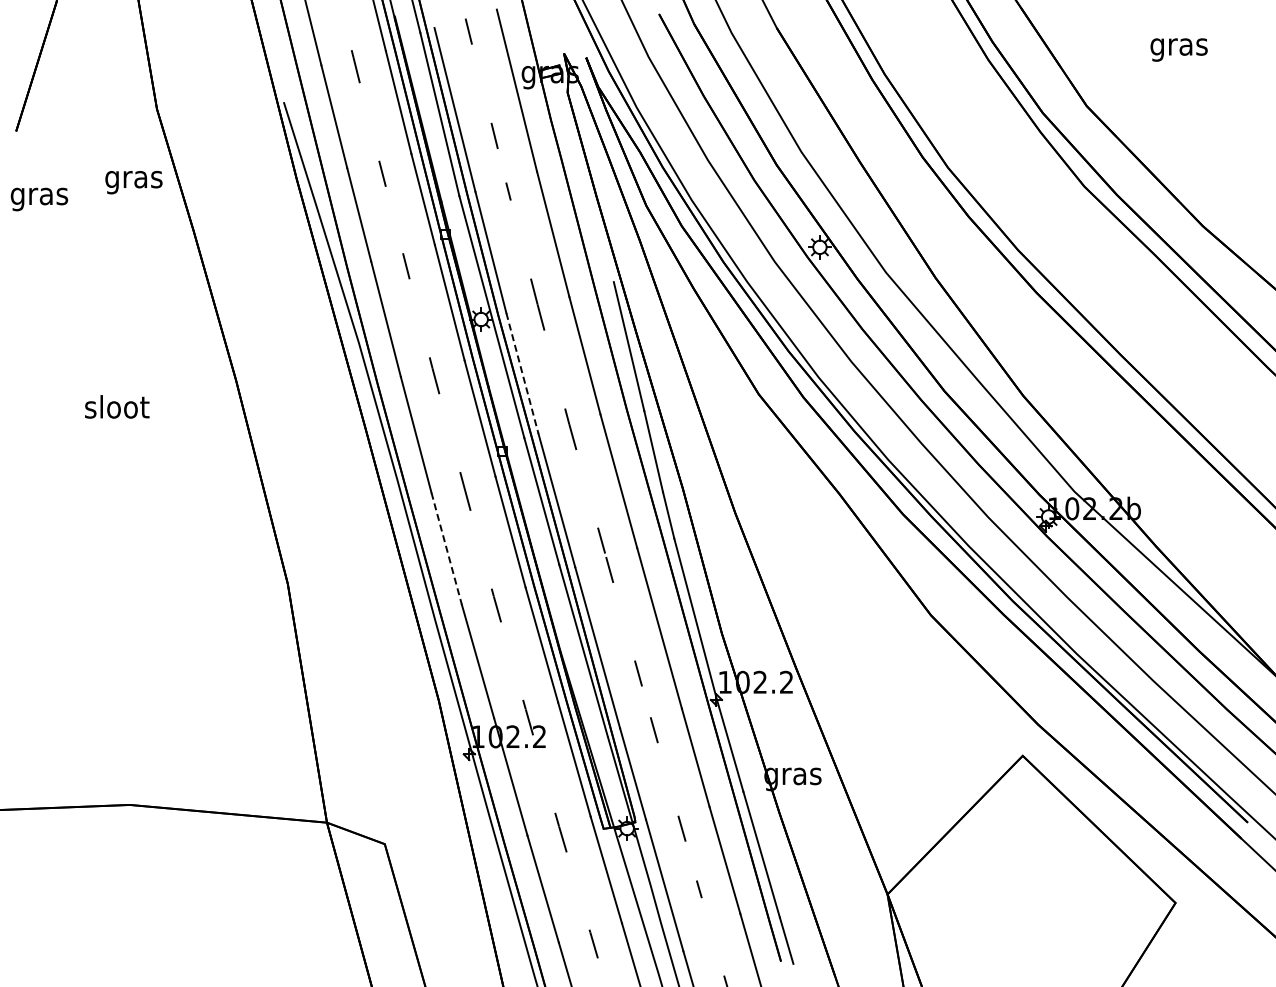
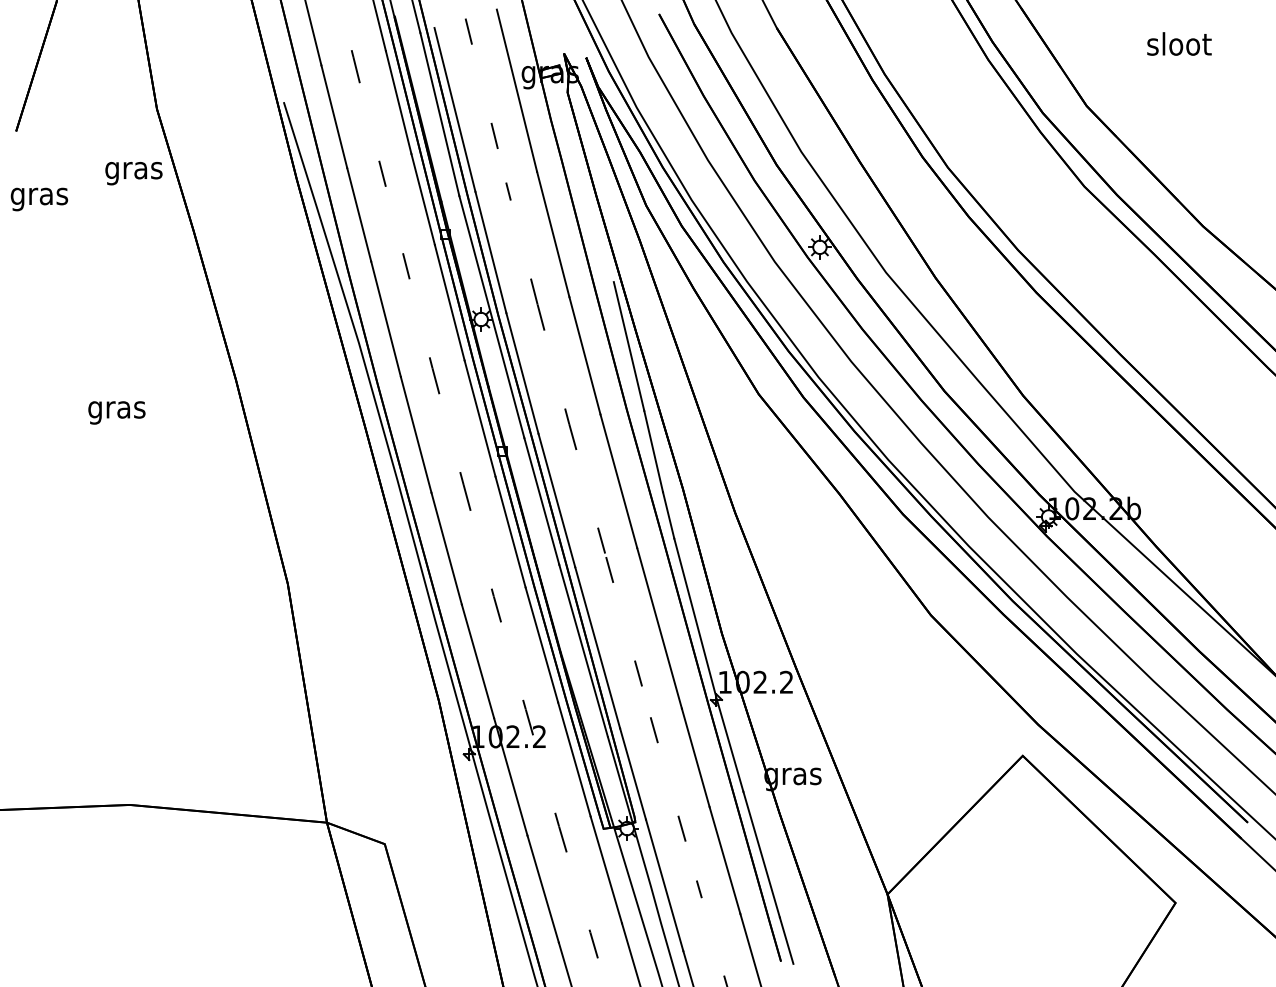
text: gras -> sloot (1179, 46)
text position: (133, 182) -> (133, 173) (133, 173)
line: dashed -> solid (522, 373)
text: sloot -> gras (117, 409)
line: dashed -> solid (446, 548)
